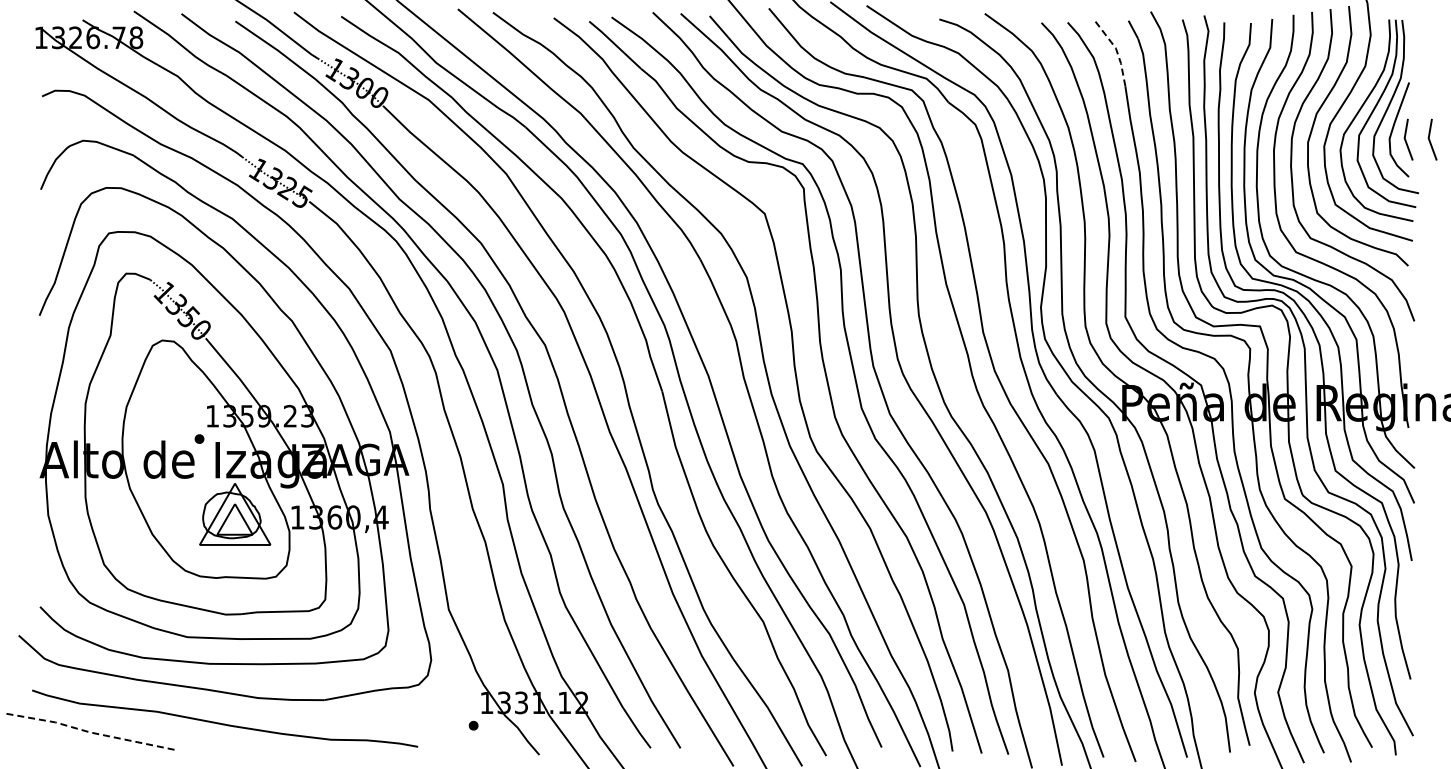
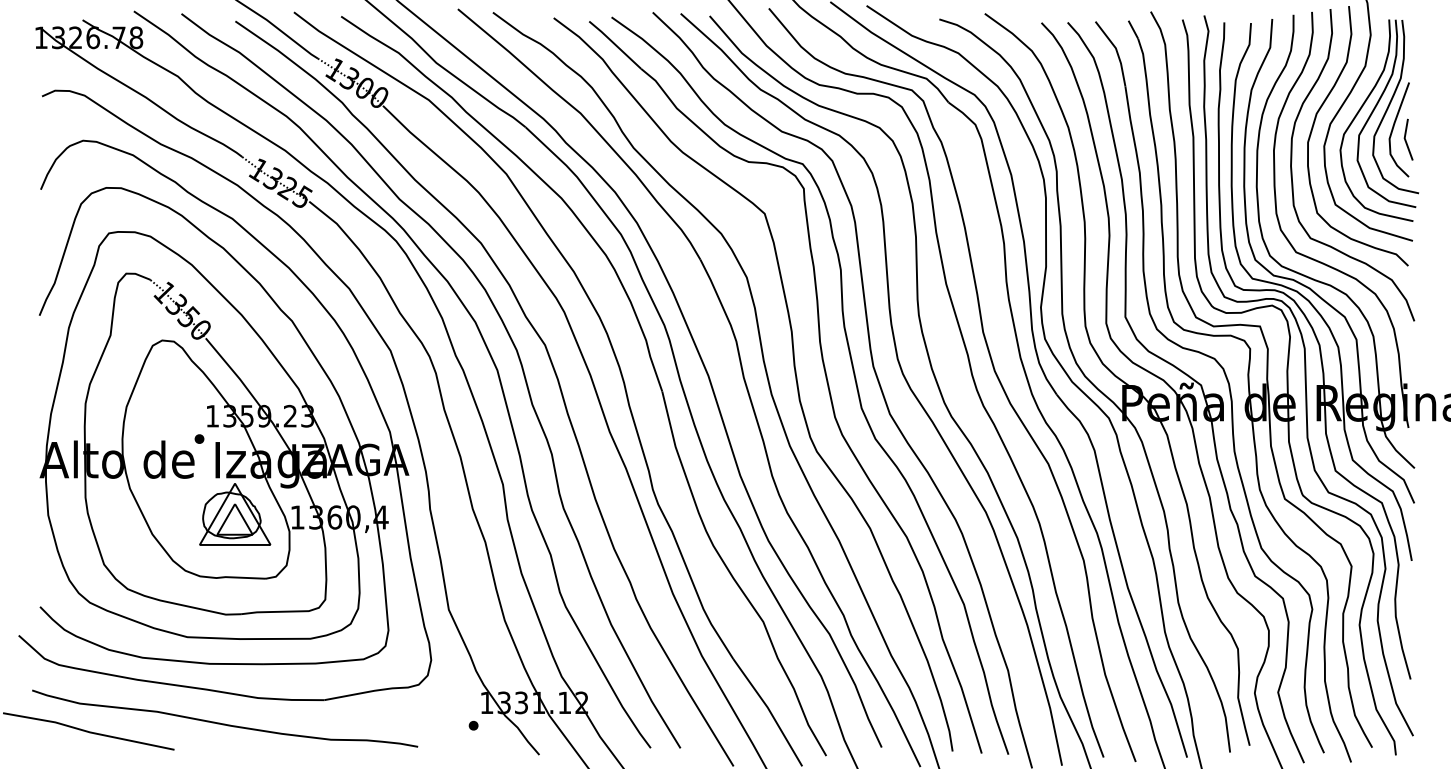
line: dashed -> solid (1116, 50)
line: present -> none (1430, 139)
line: dashed -> solid (88, 731)
